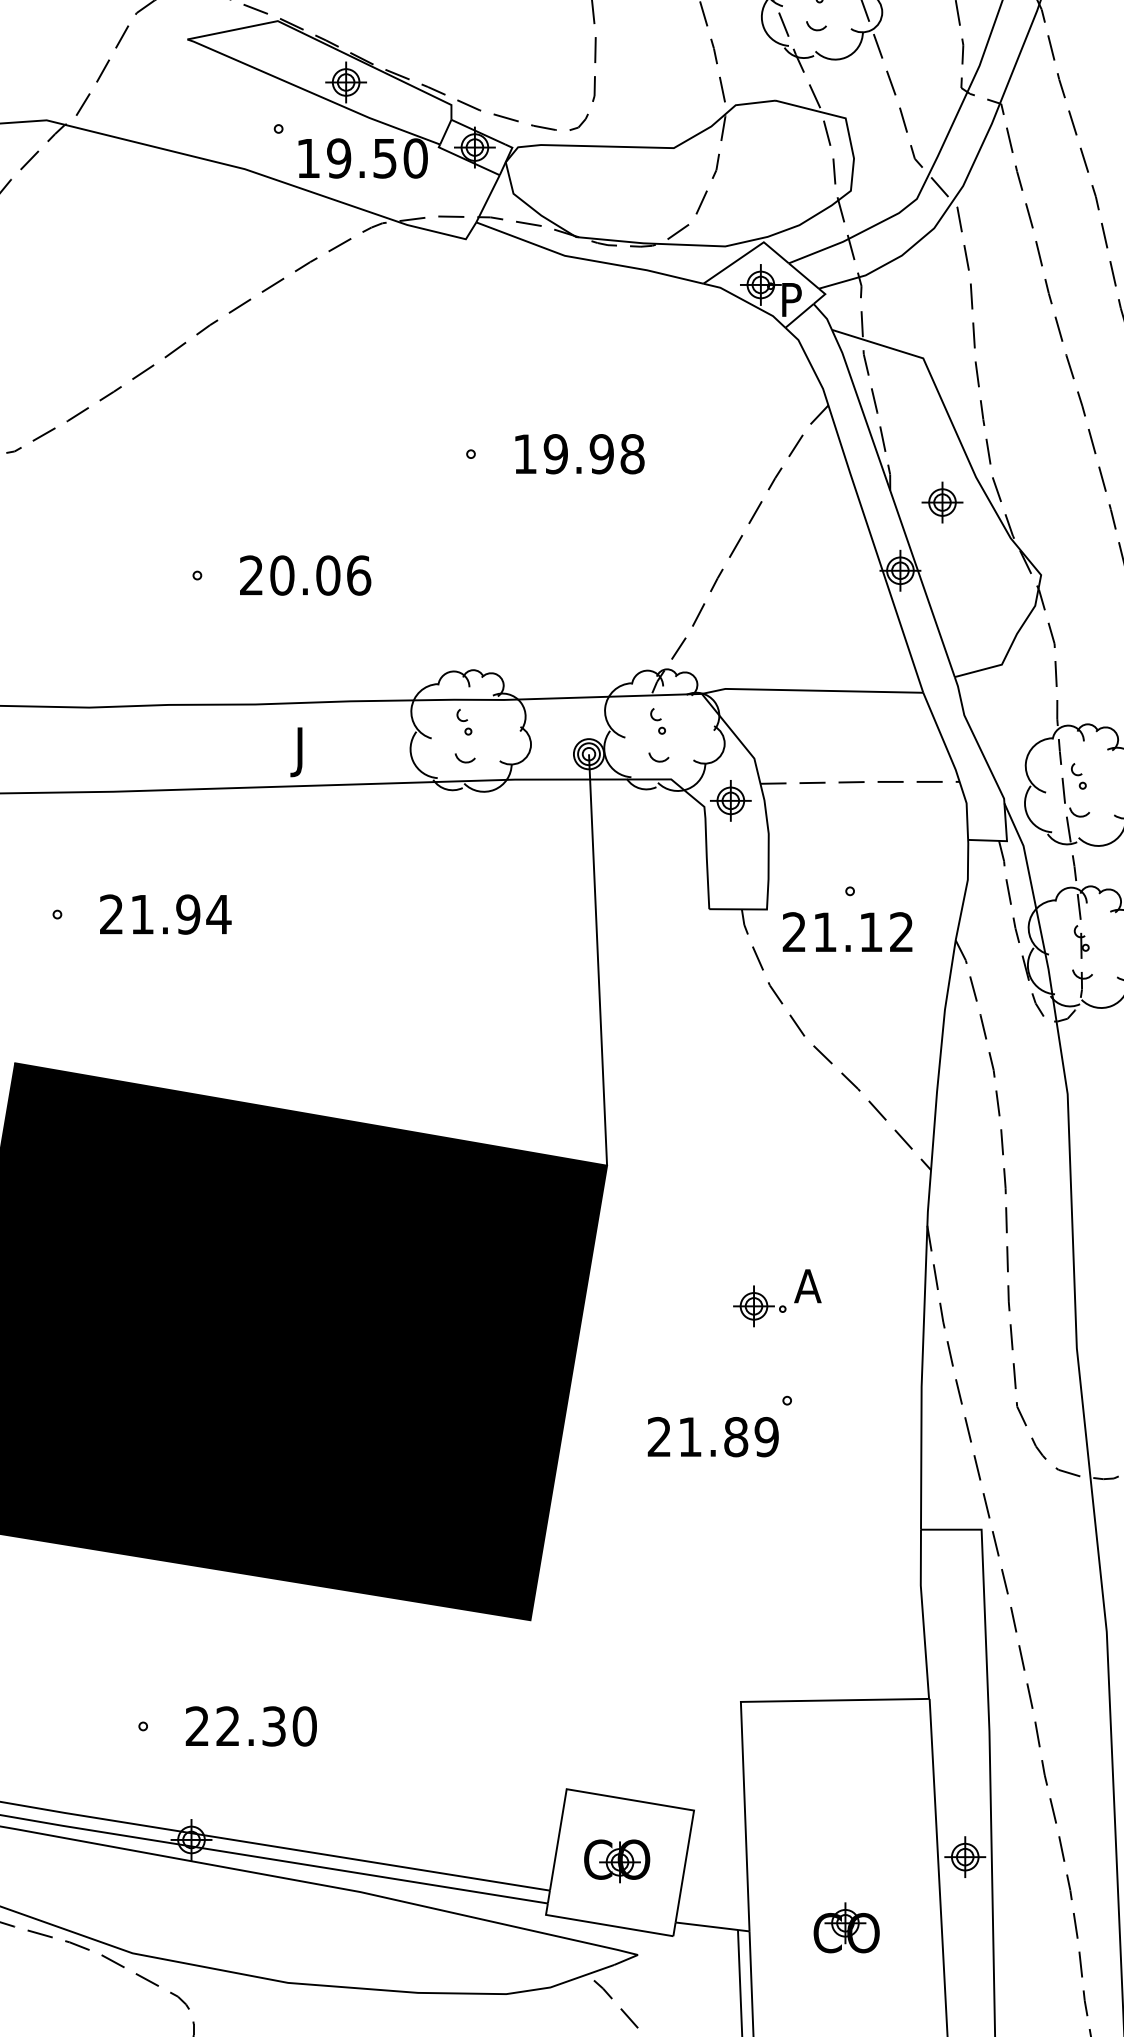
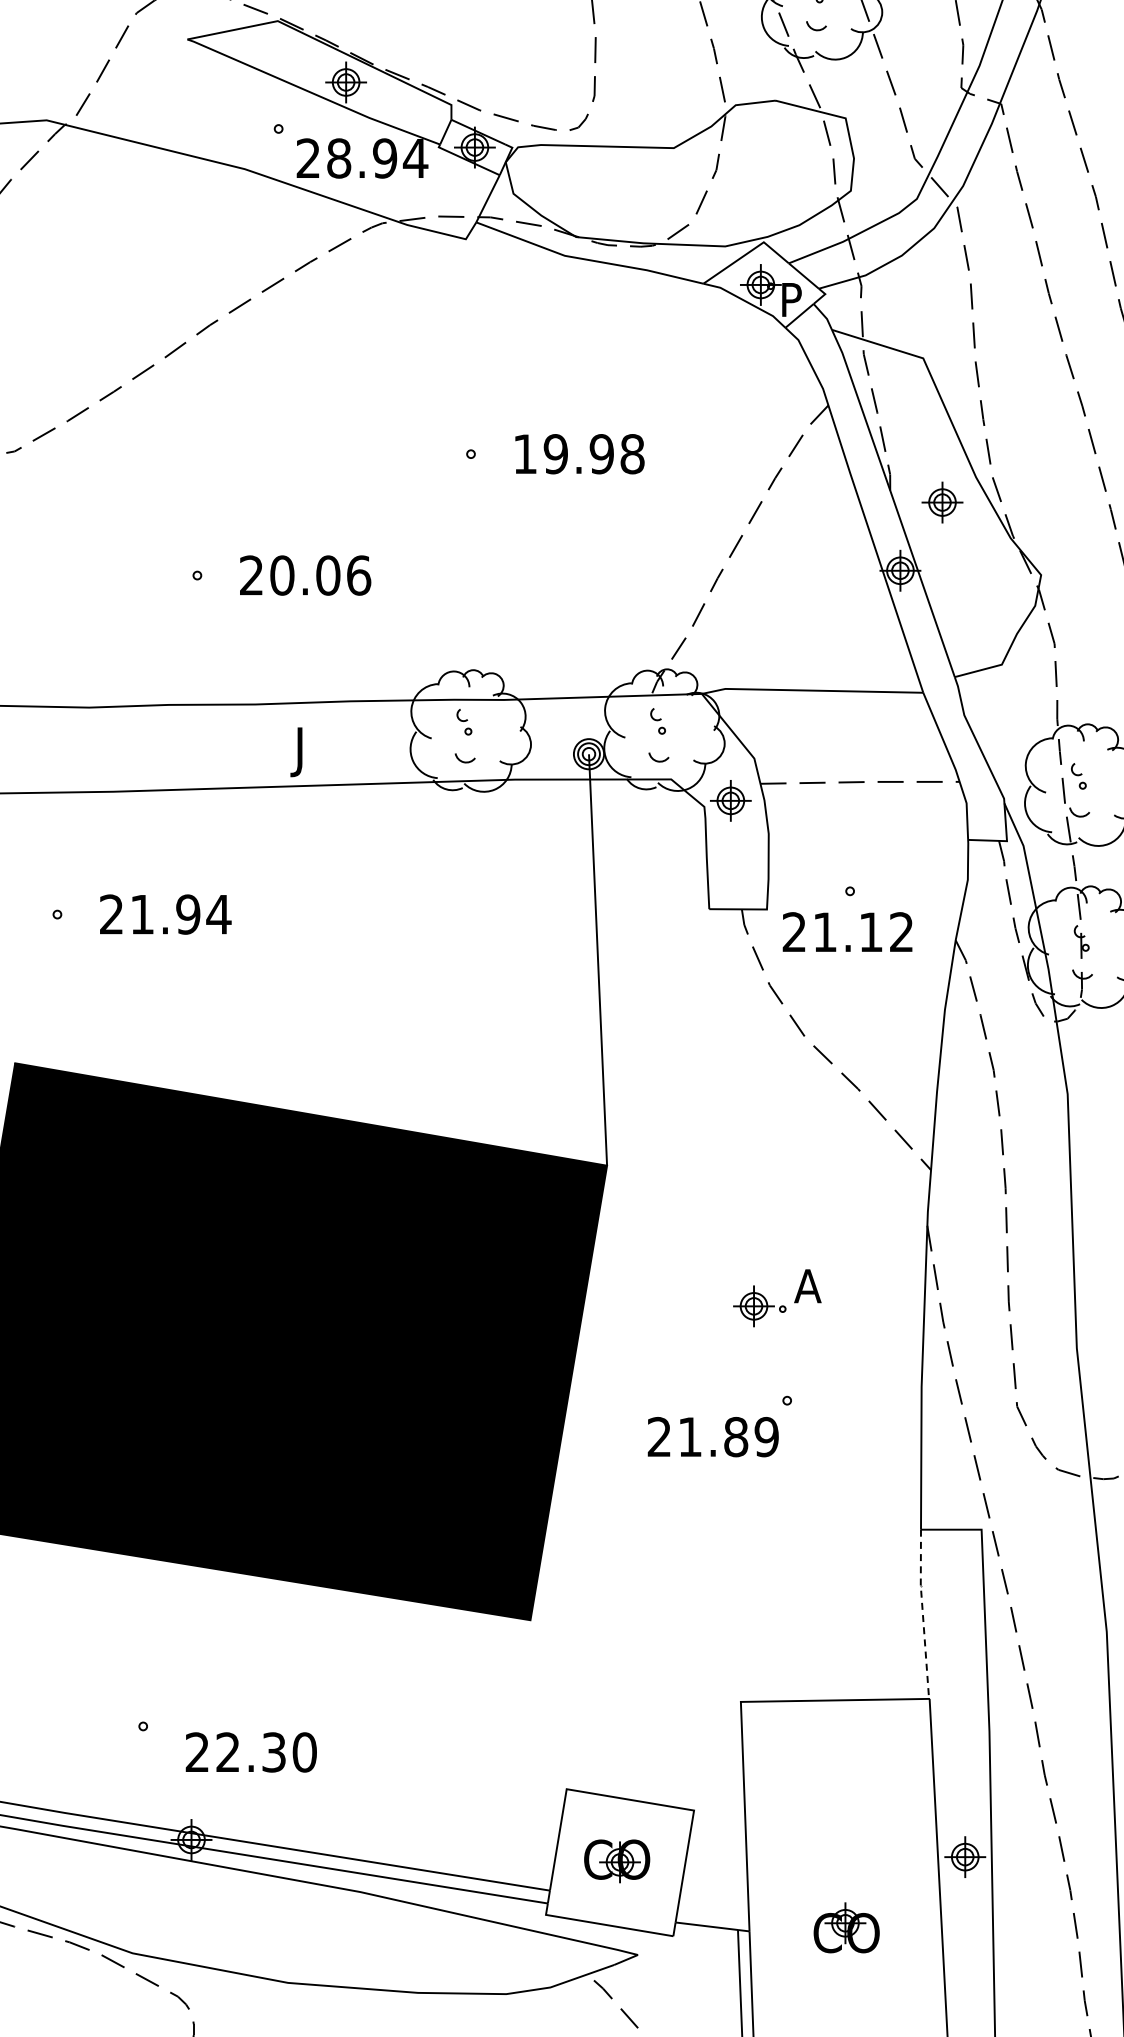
text: 19.50 -> 28.94 (362, 158)
line: solid -> dashed (922, 1614)
text position: (250, 1726) -> (250, 1752) (250, 1752)
